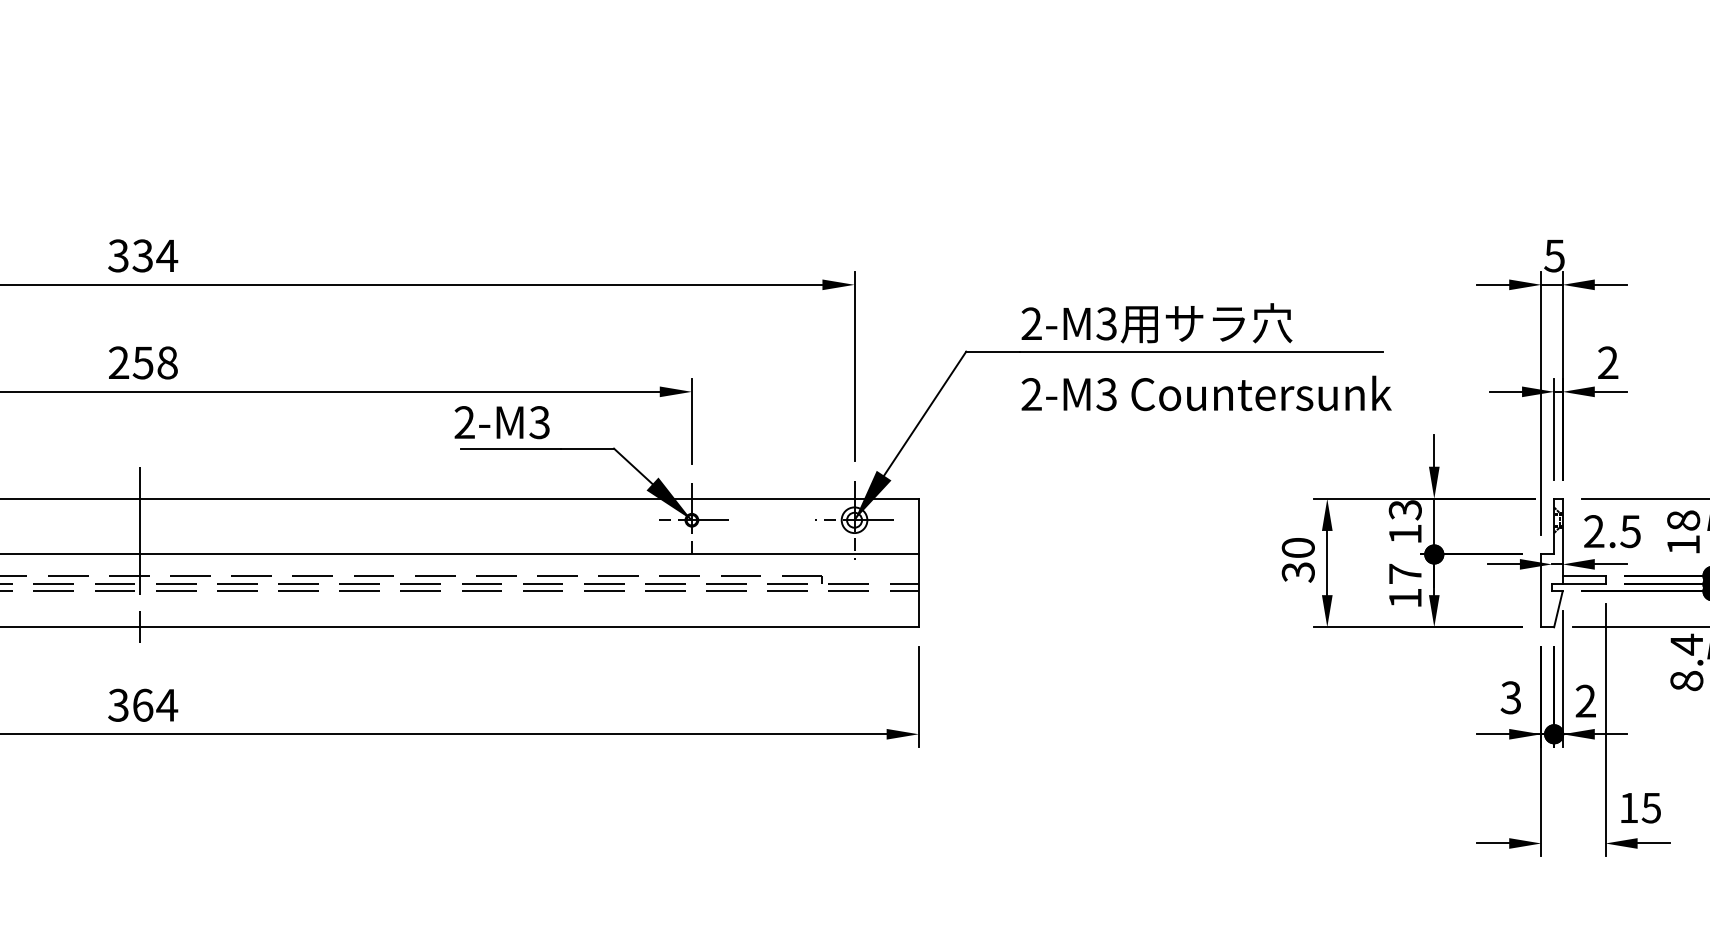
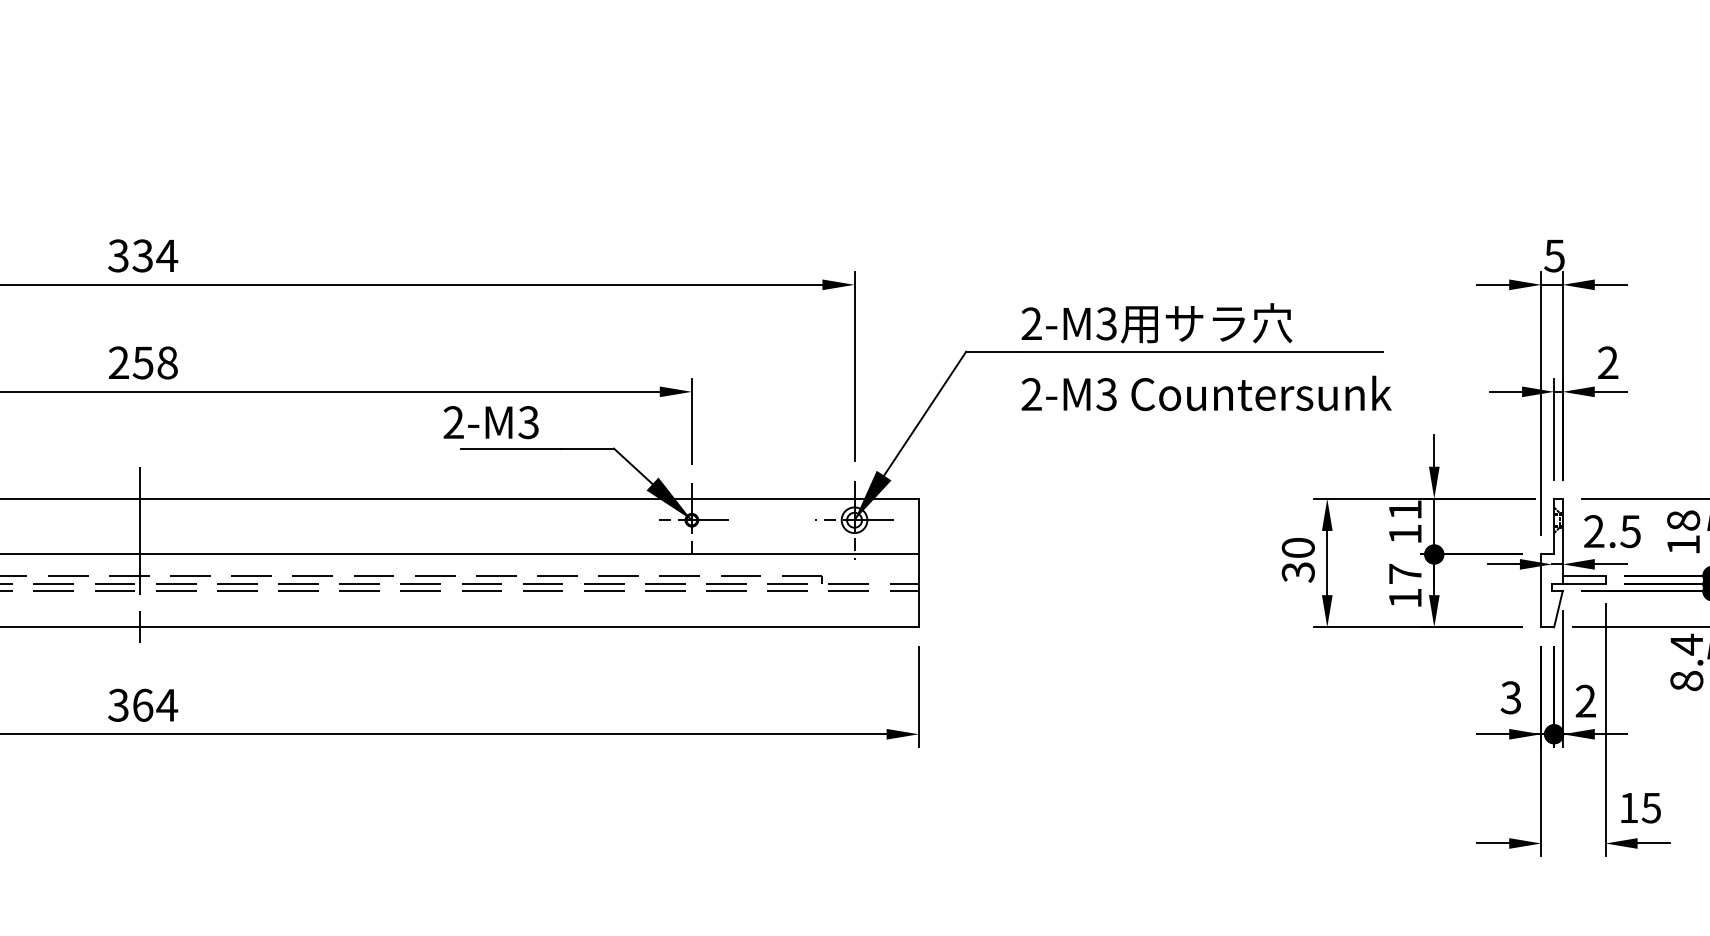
text position: (501, 422) -> (490, 422) (490, 422)
text: 13 -> 11 (1404, 510)
